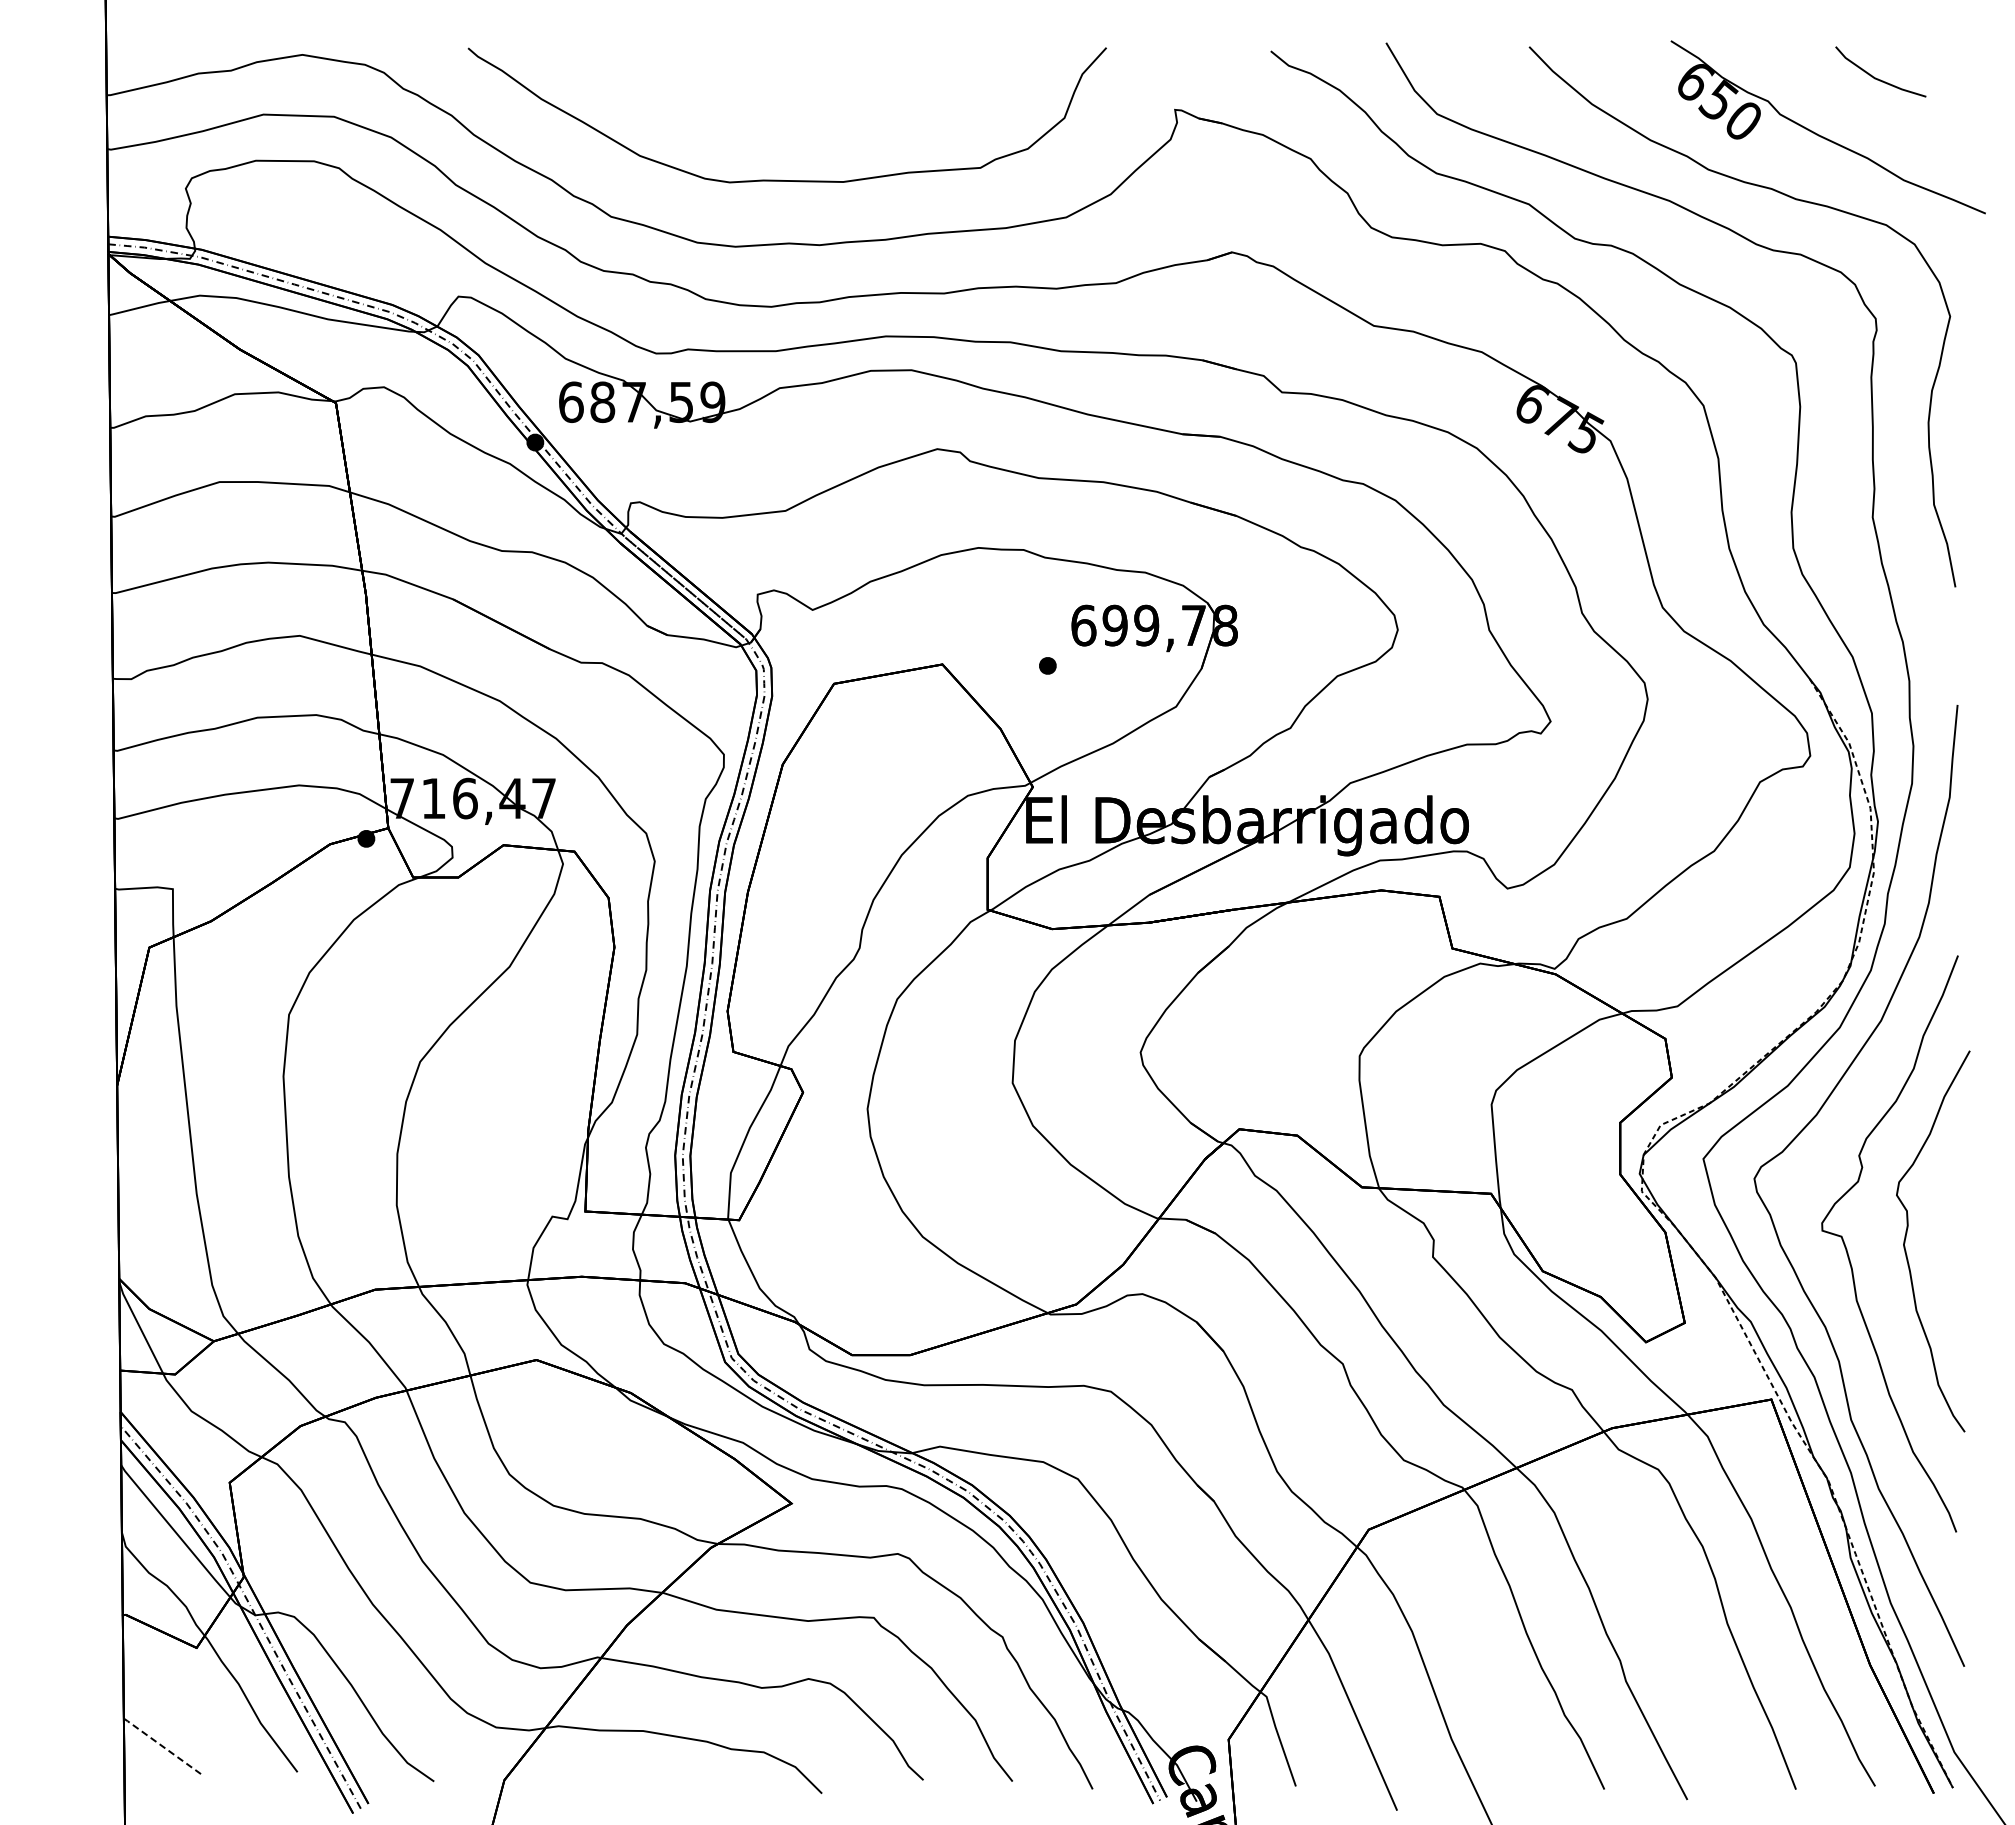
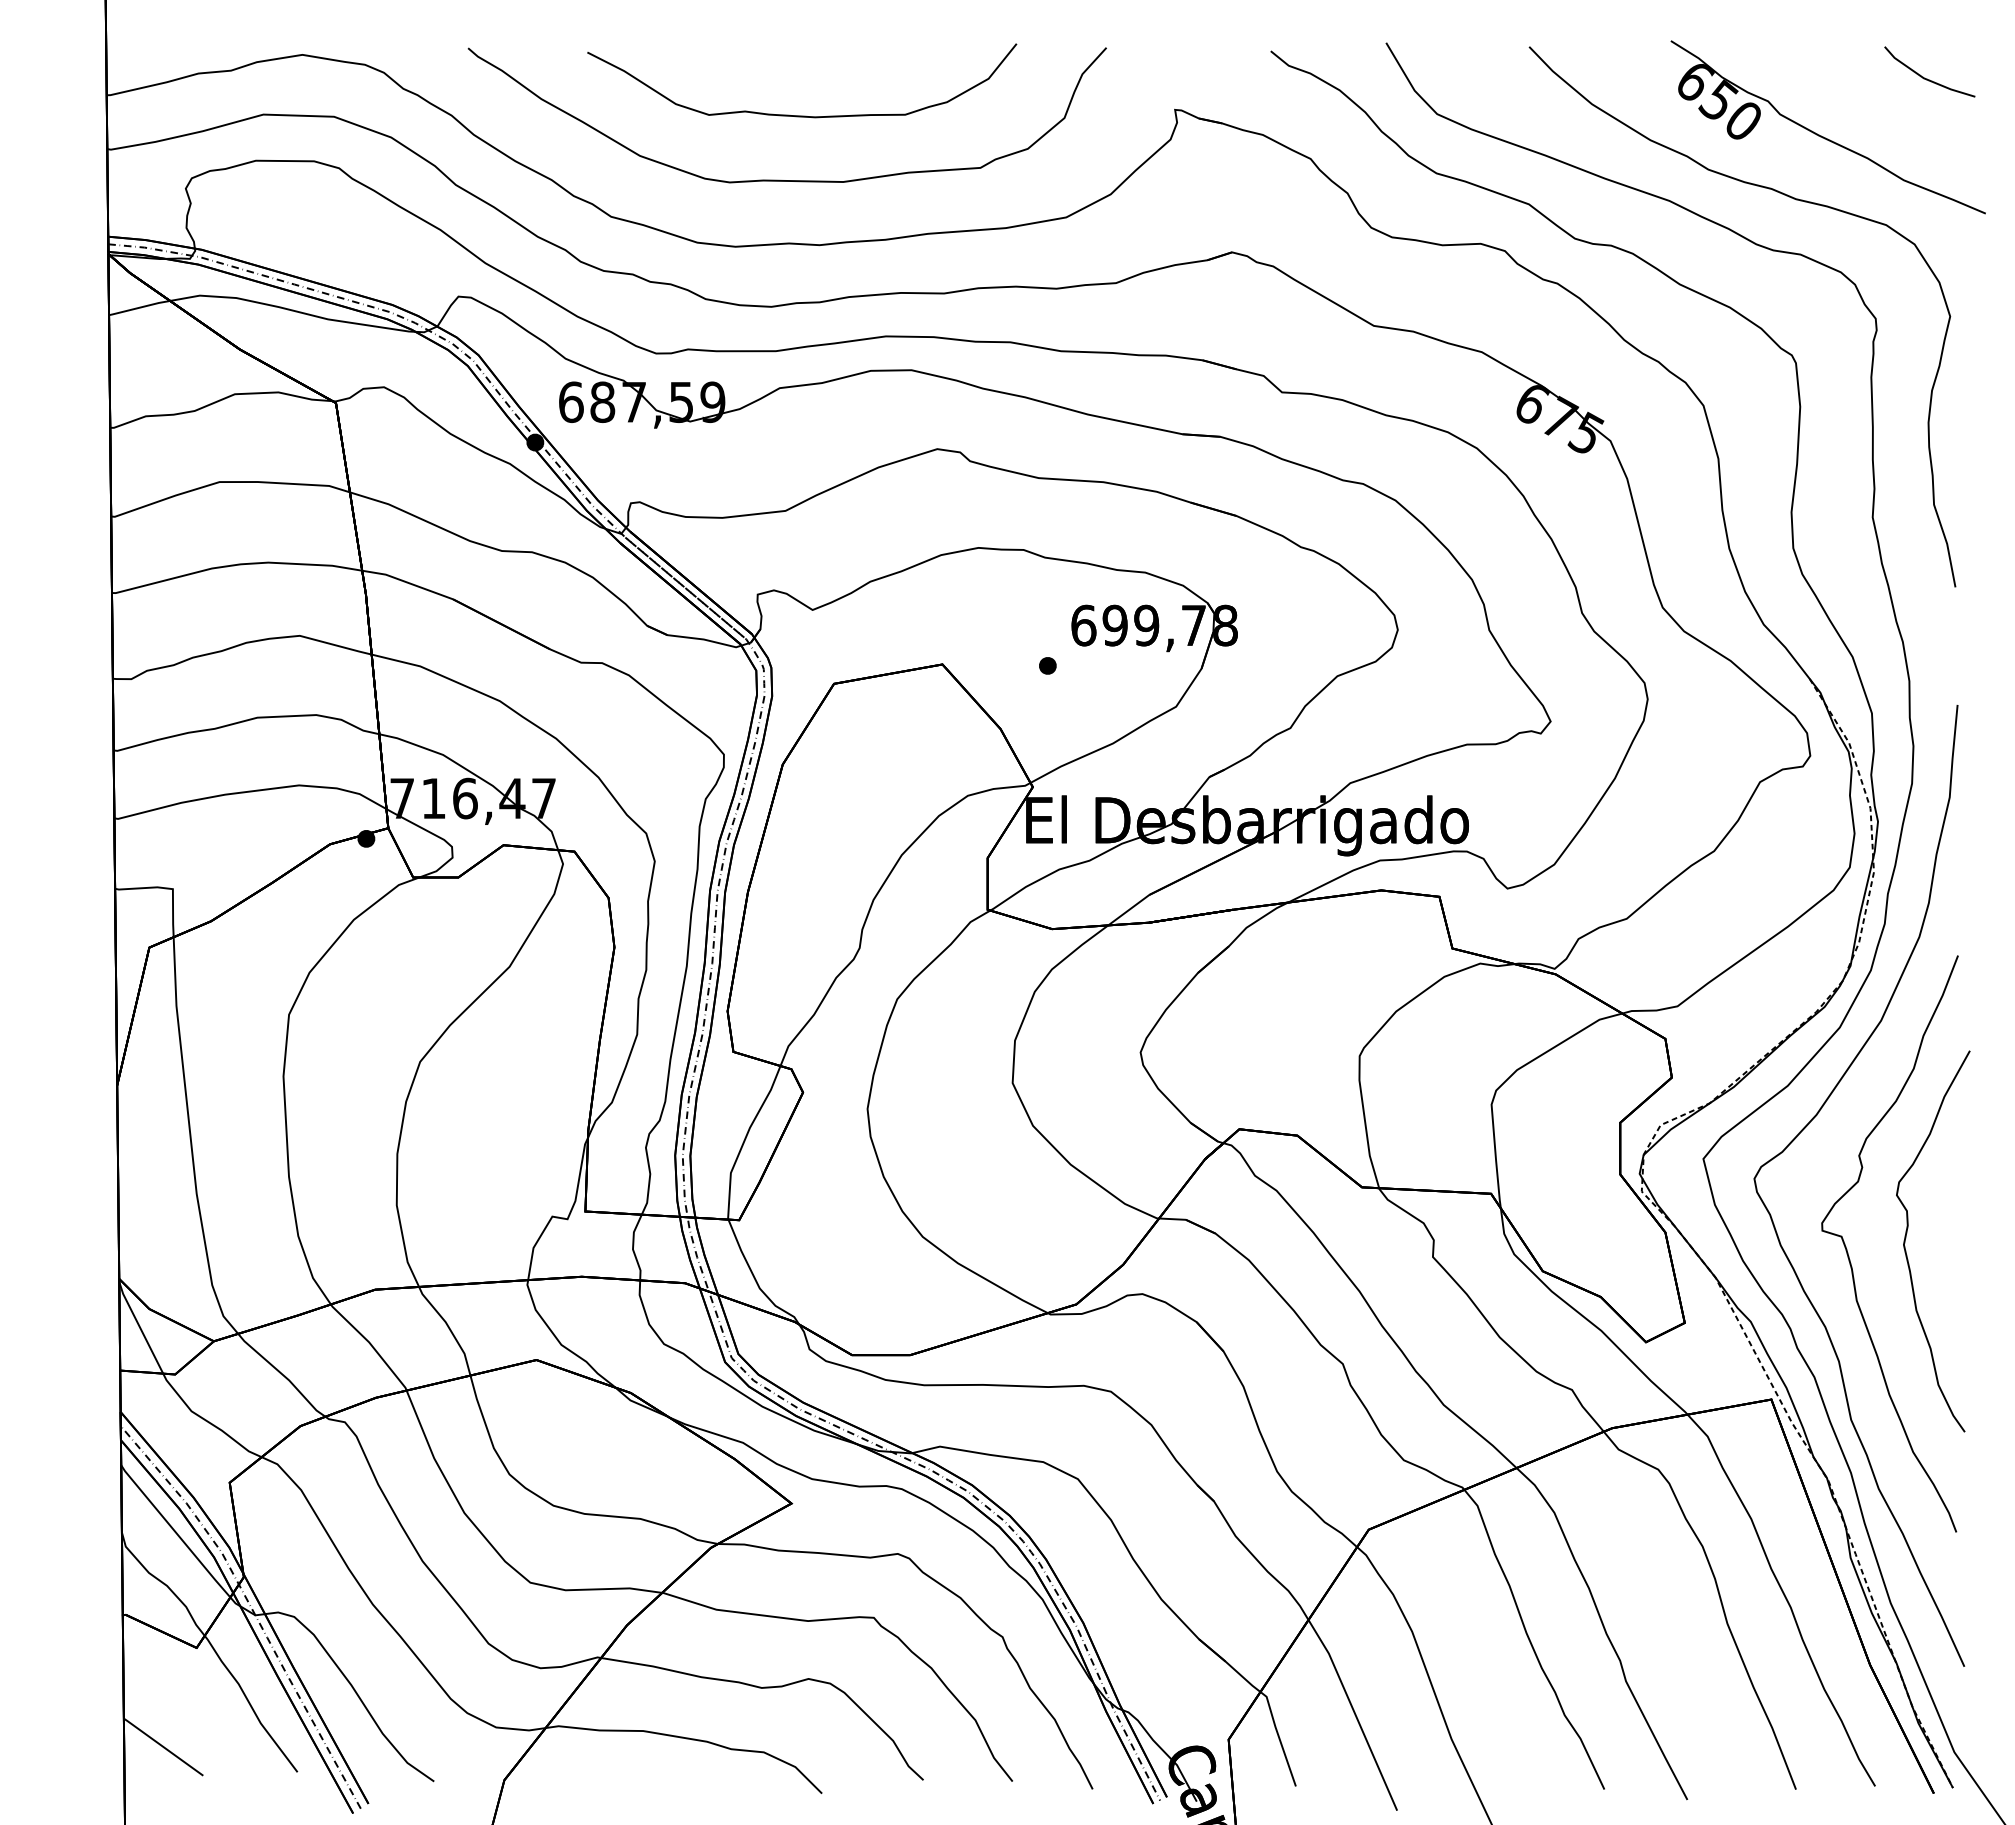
line position: (1878, 78) -> (1927, 78) (1927, 78)
curve: none -> present (802, 115)
line: dashed -> solid (163, 1746)
